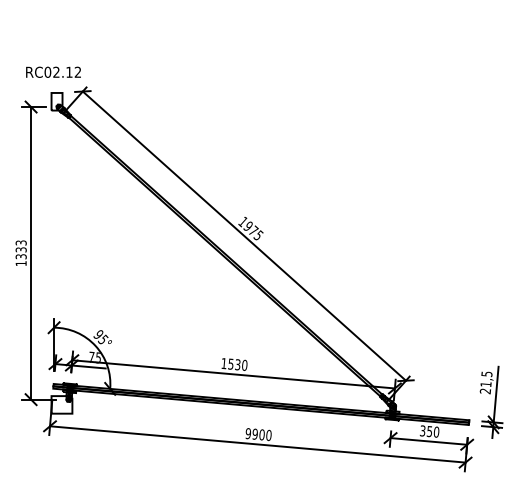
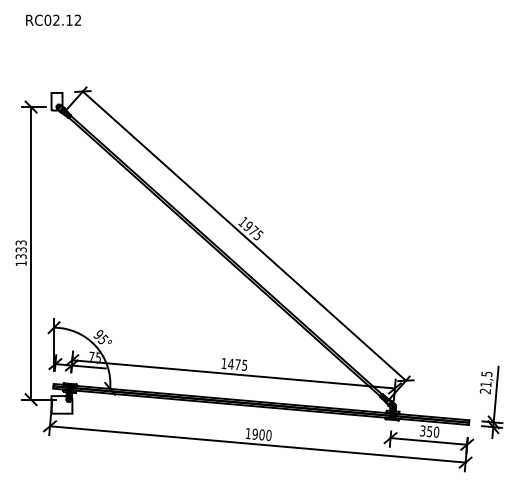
text position: (53, 71) -> (53, 19) (53, 19)
text: 1530 -> 1475 (237, 364)
text: 9900 -> 1900 (247, 433)
